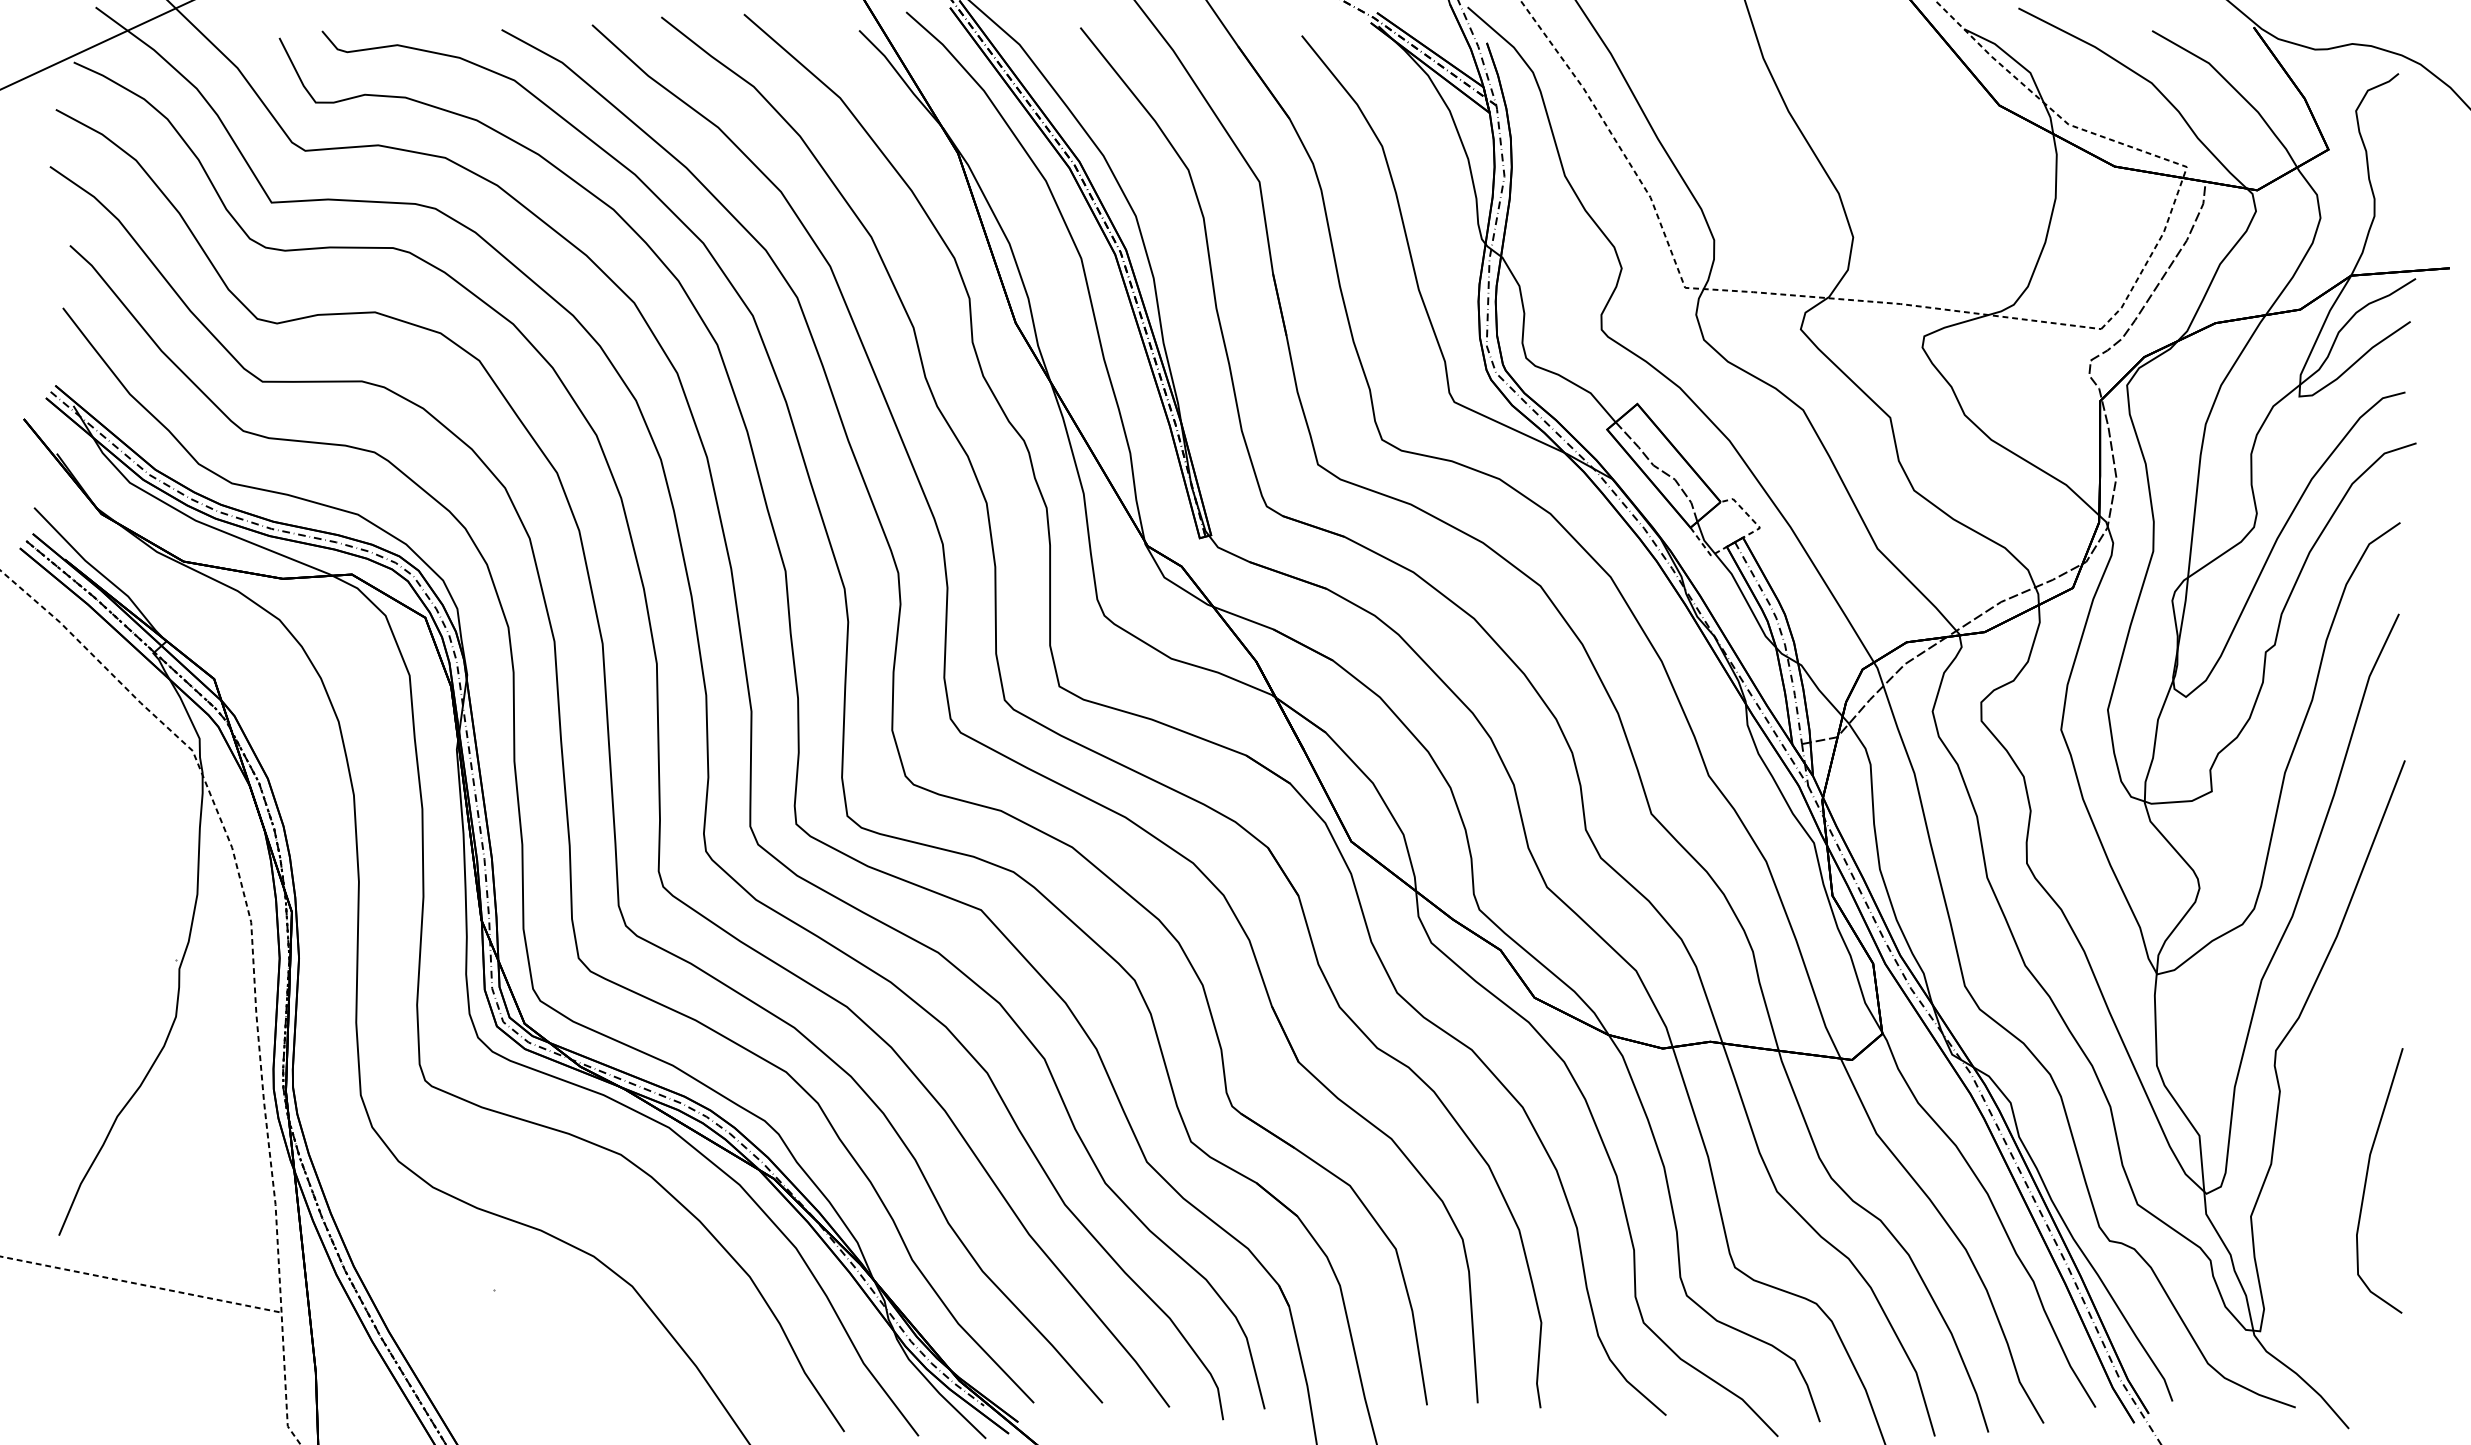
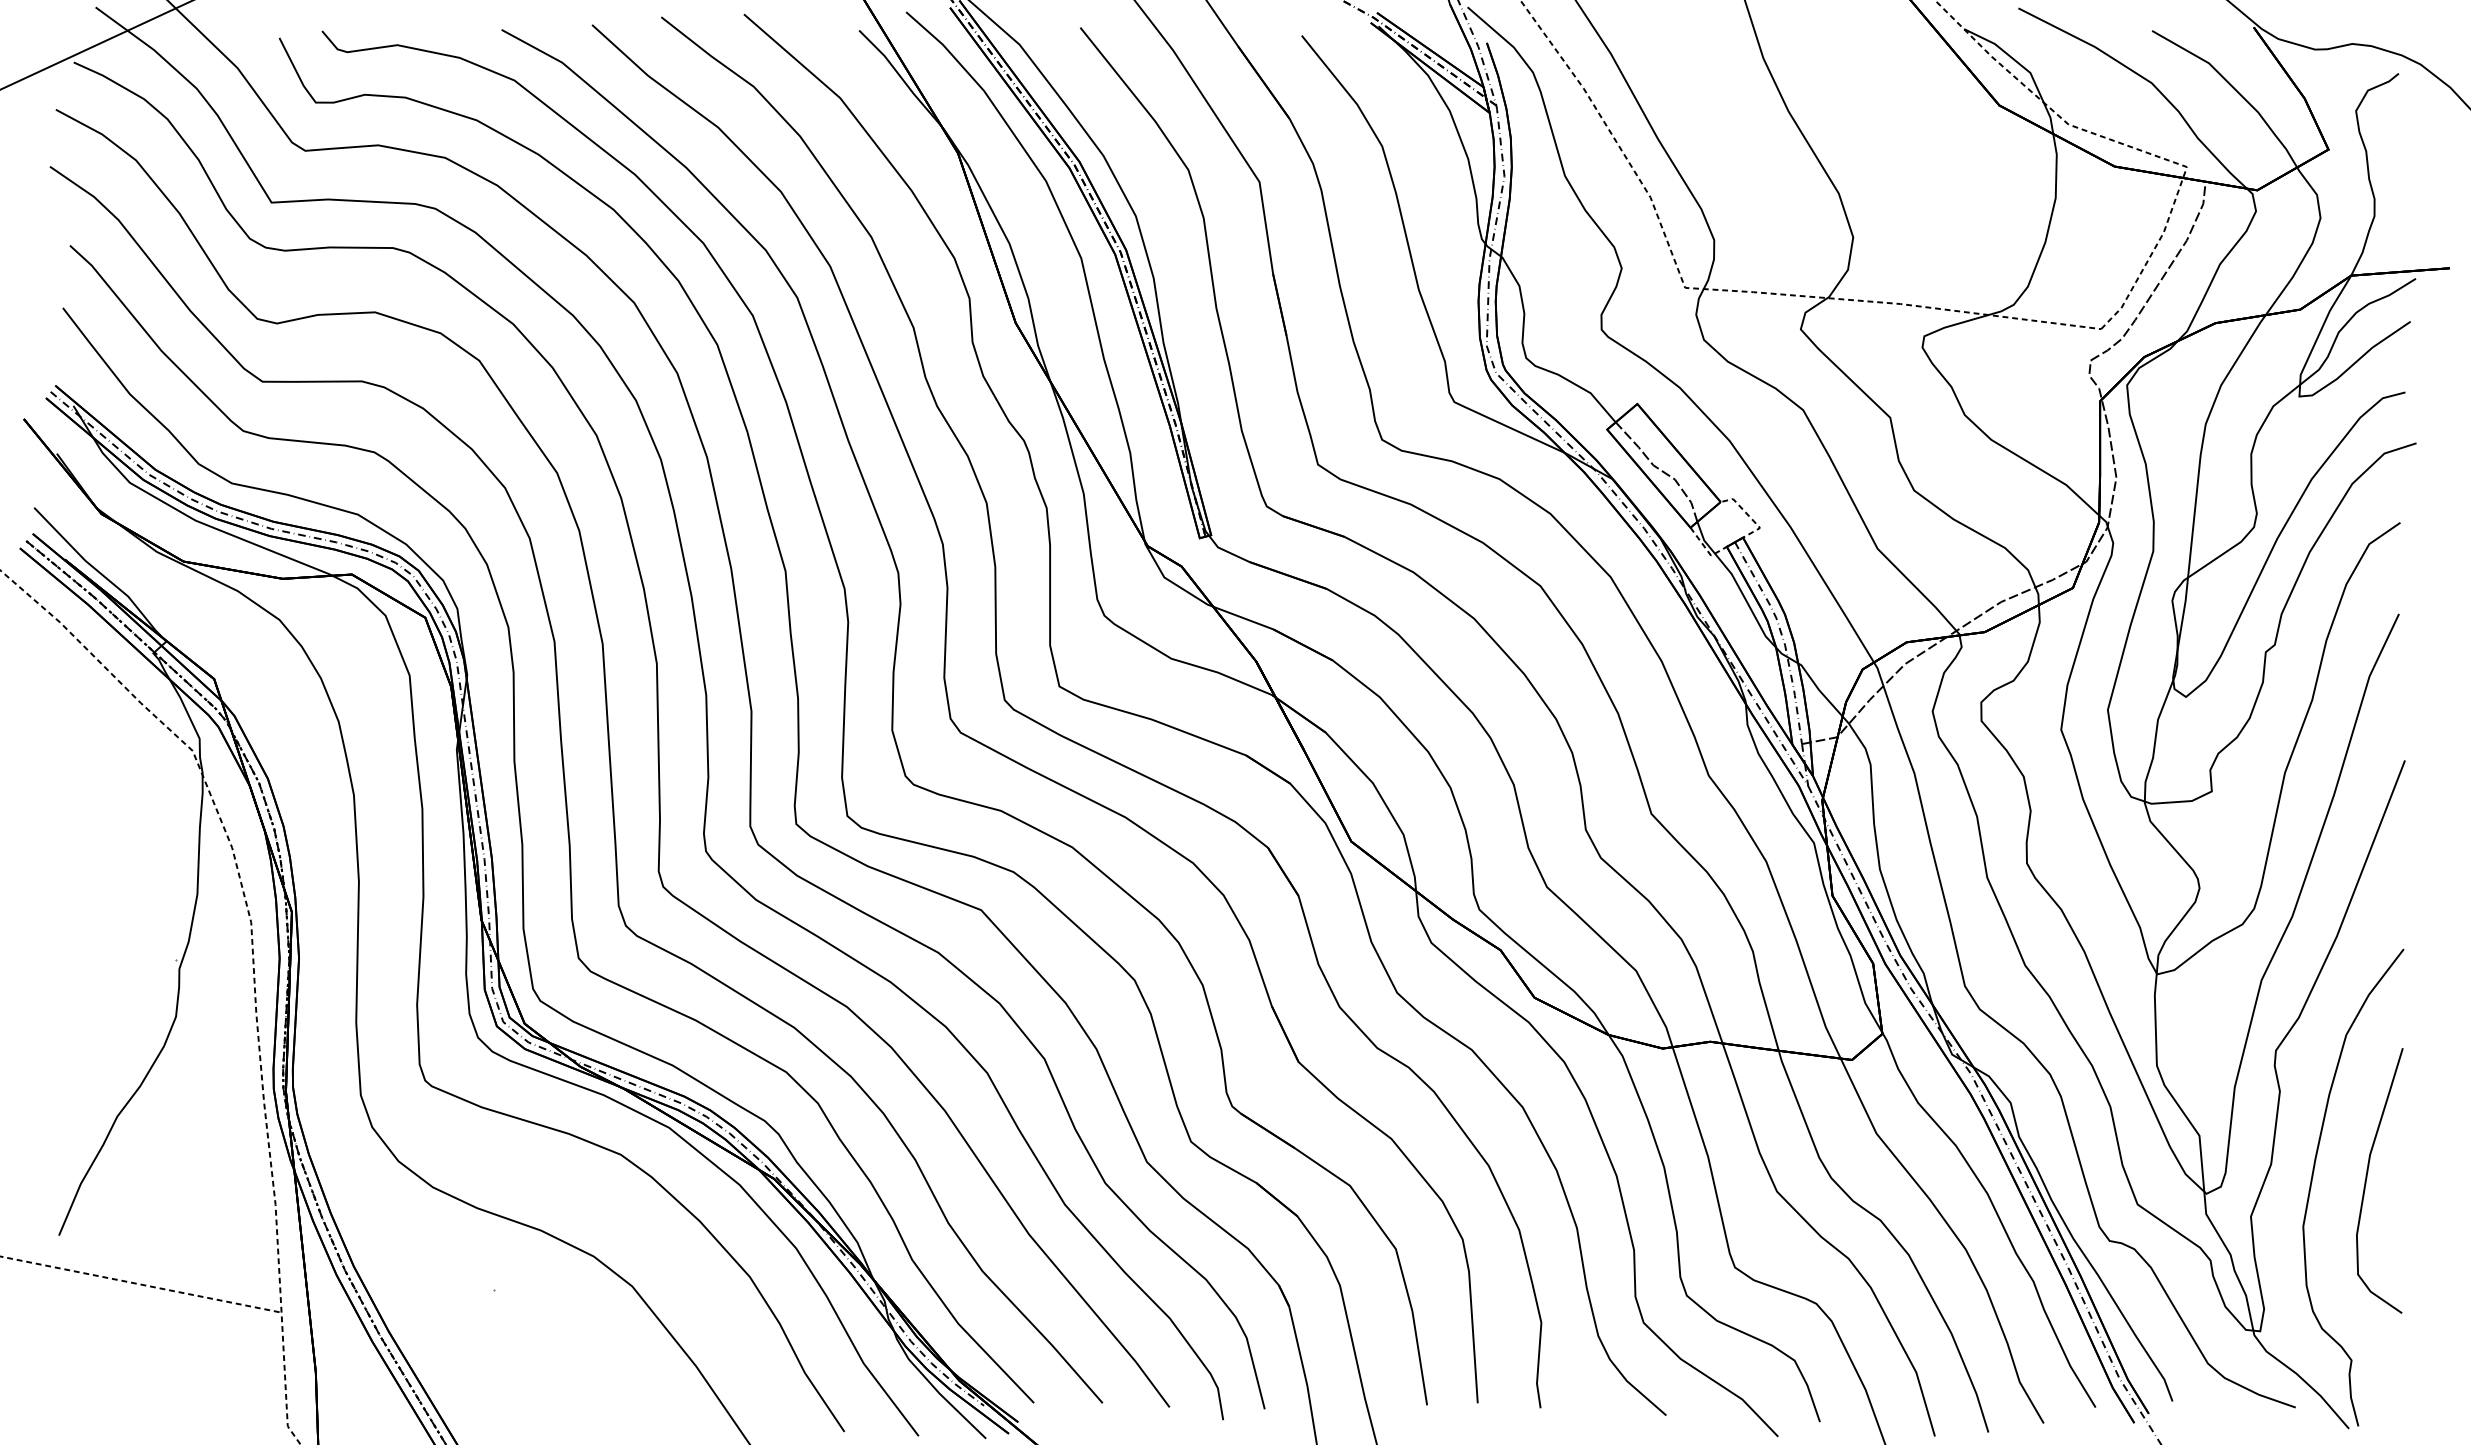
curve: none -> present (2313, 1177)
